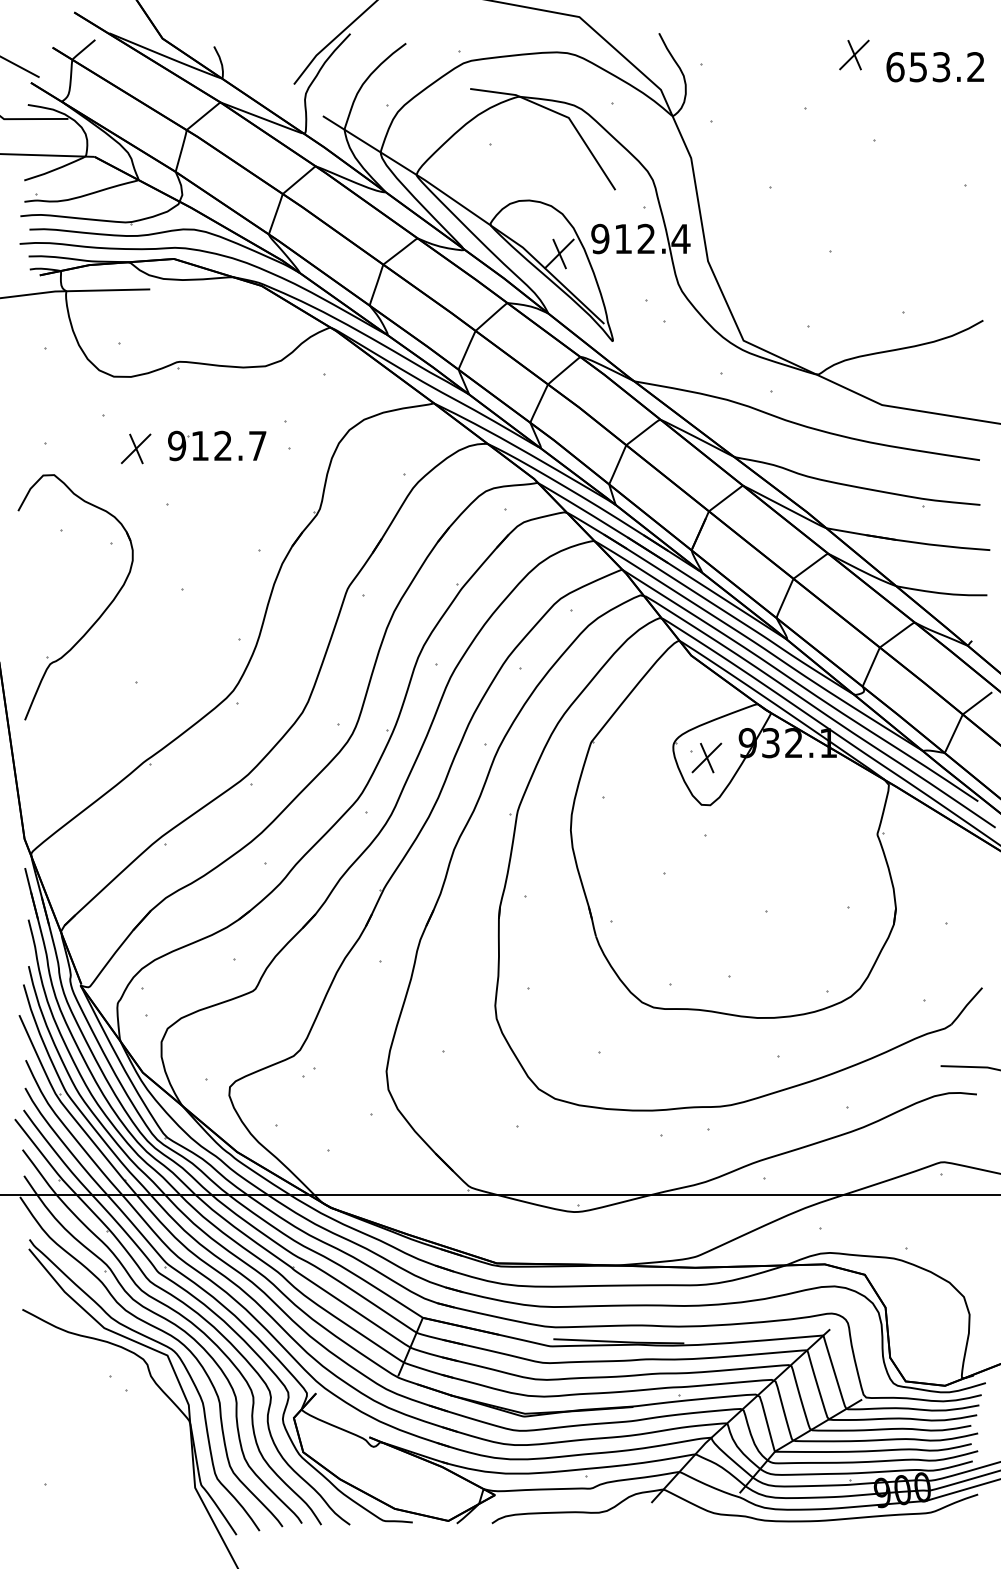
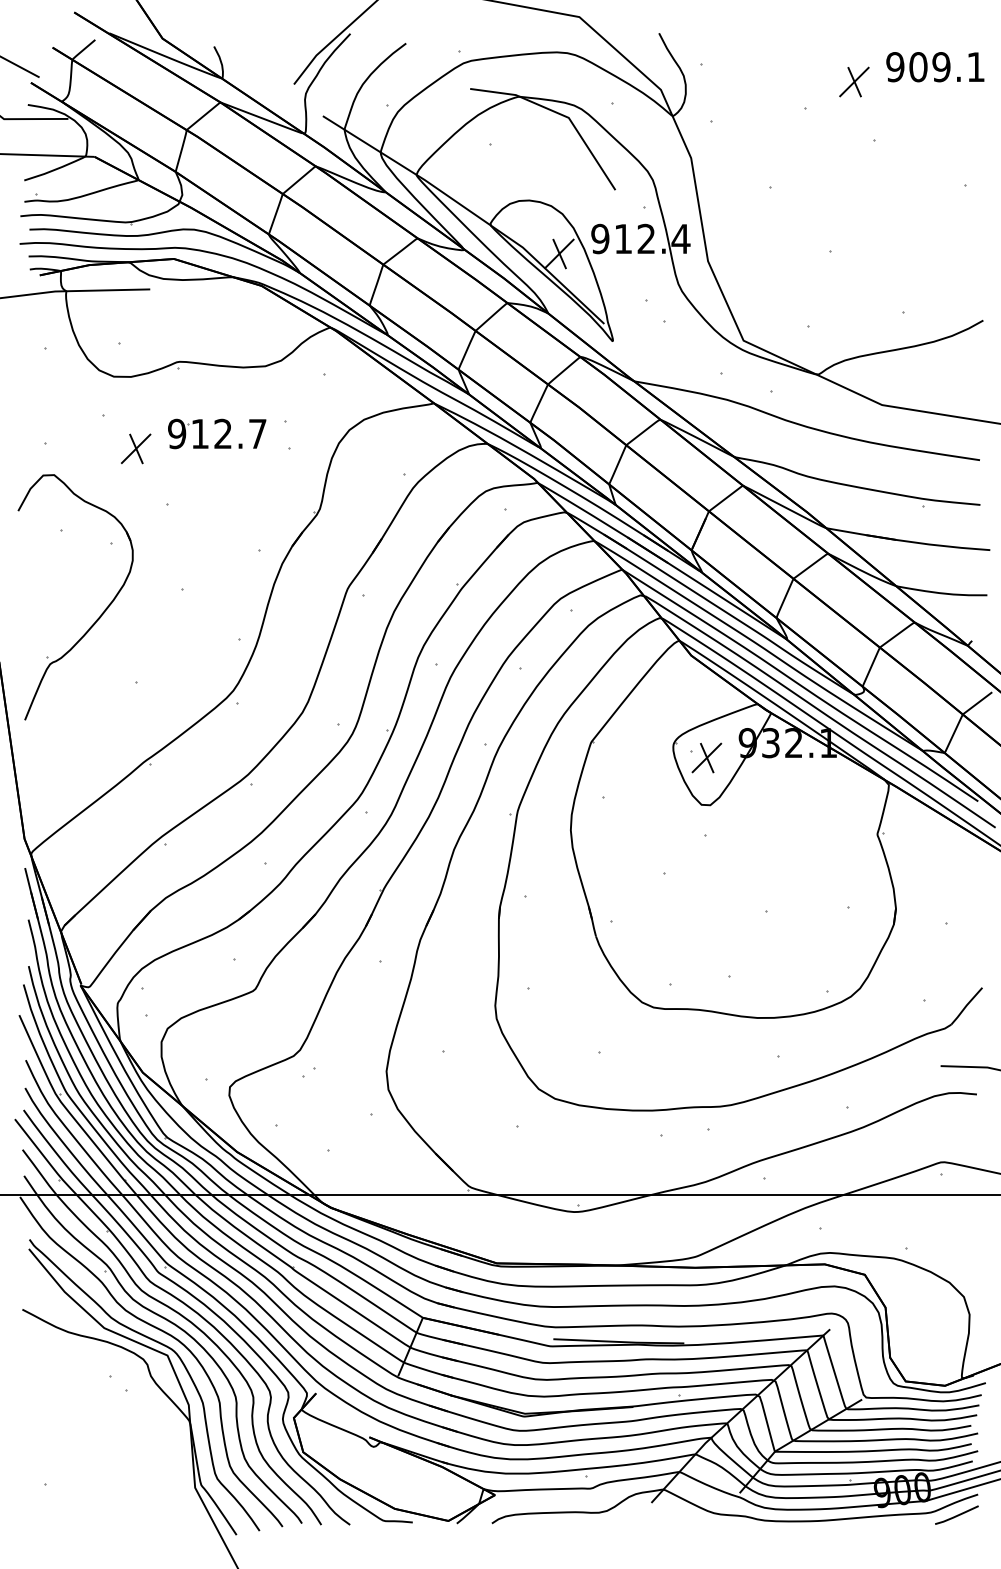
part position: (854, 54) -> (854, 81) (854, 81)
text: 653.2 -> 909.1 (935, 67)
part position: (217, 445) -> (217, 433) (217, 433)
line: none -> present (957, 1514)
